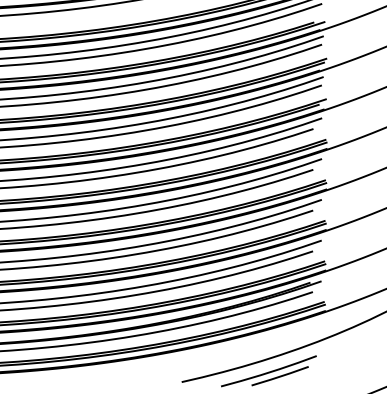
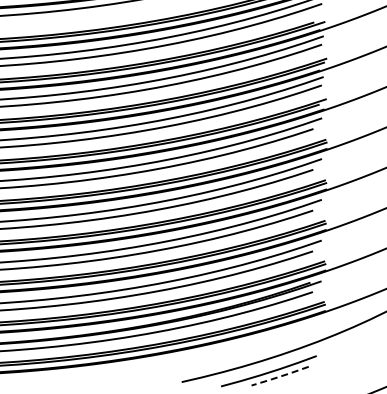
line: solid -> dashed (280, 376)
